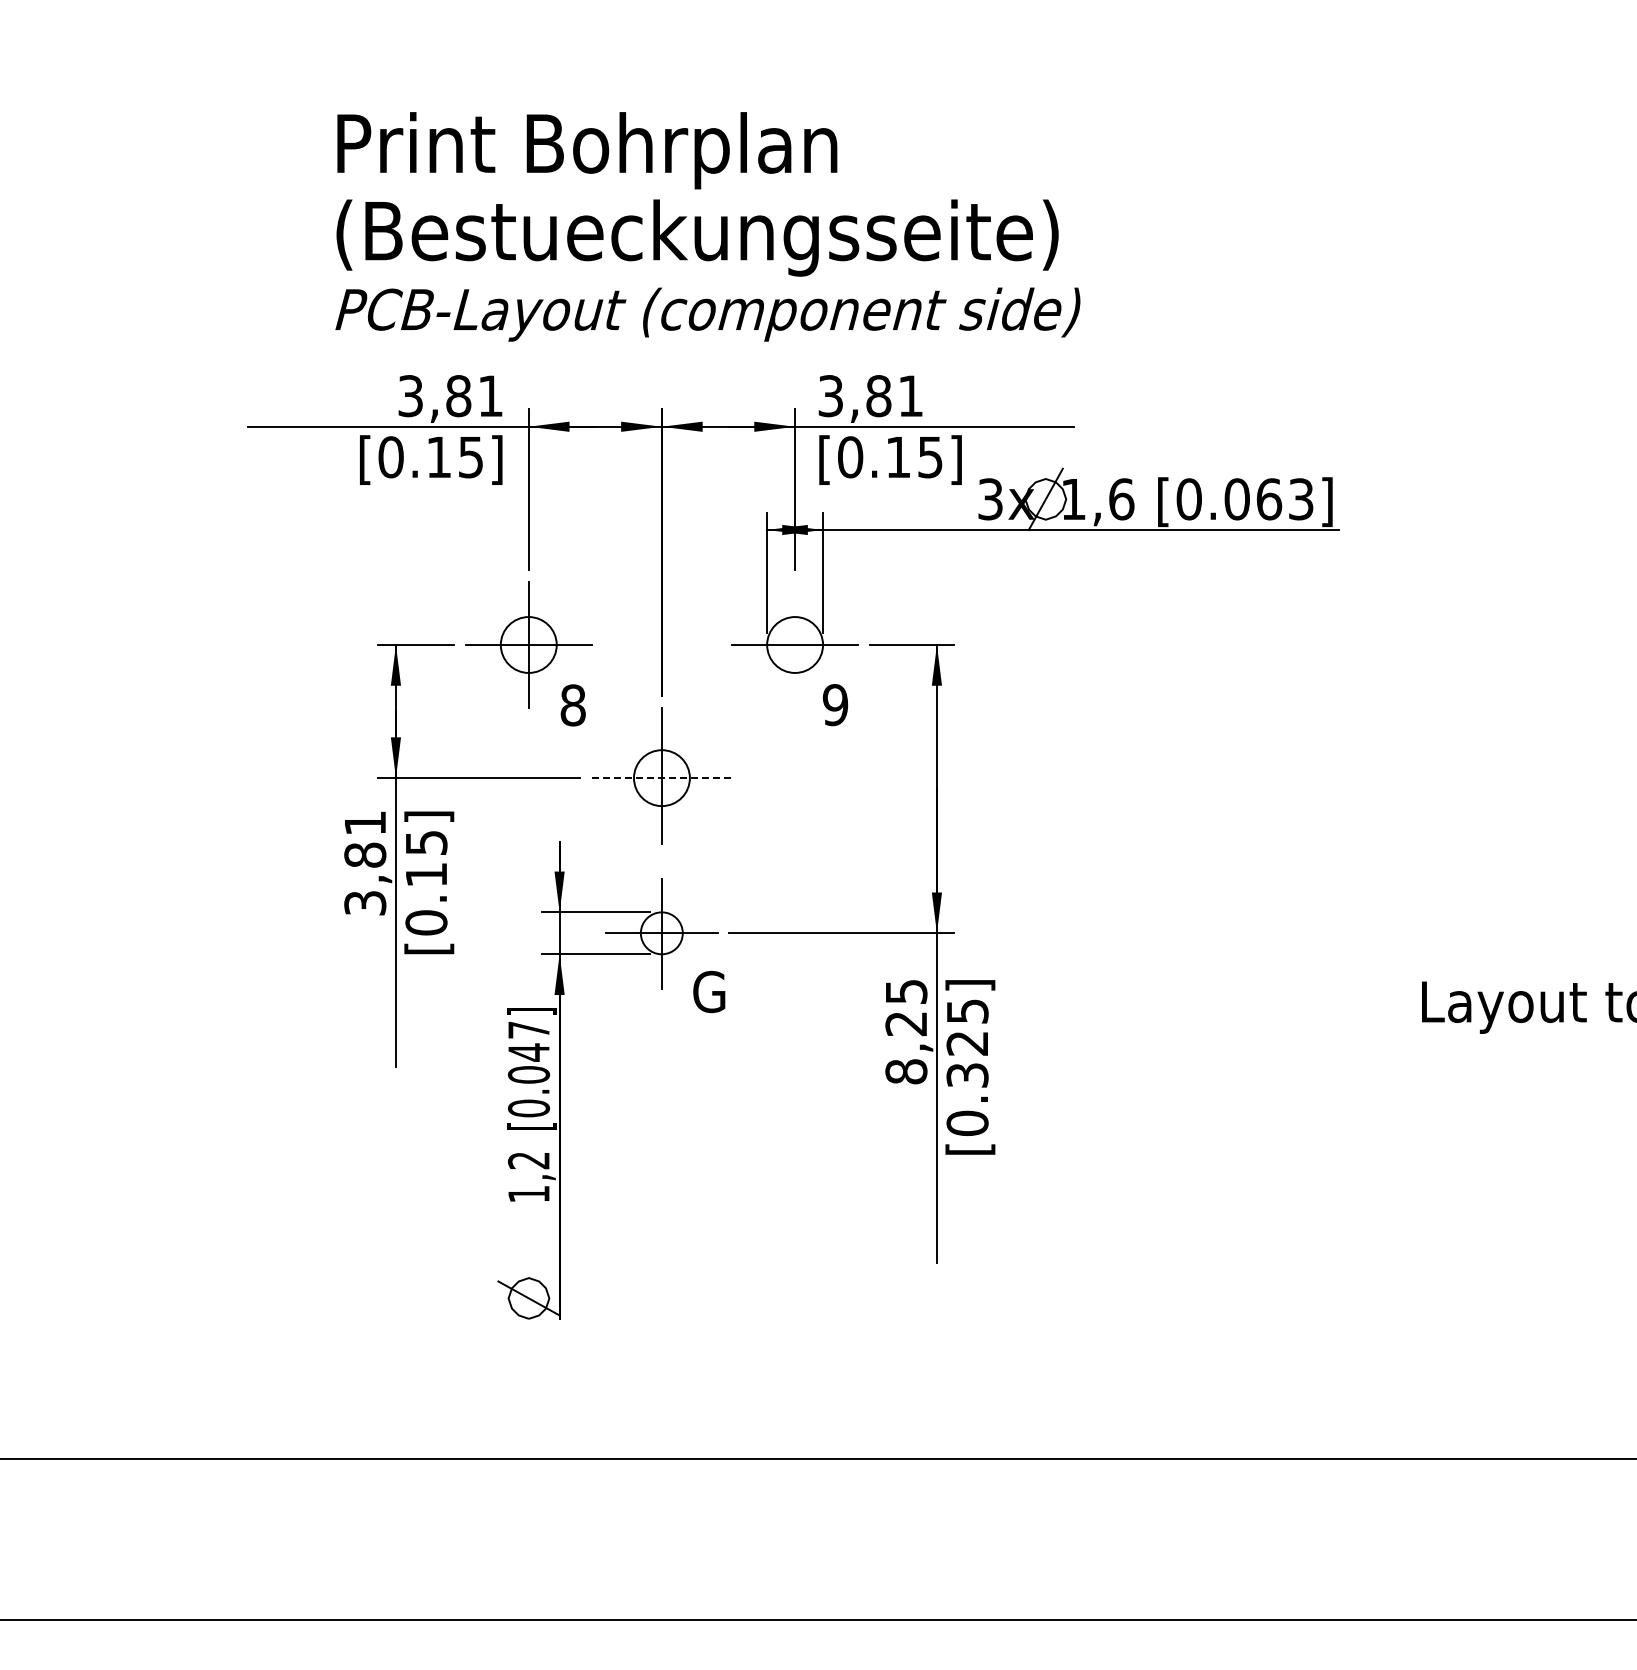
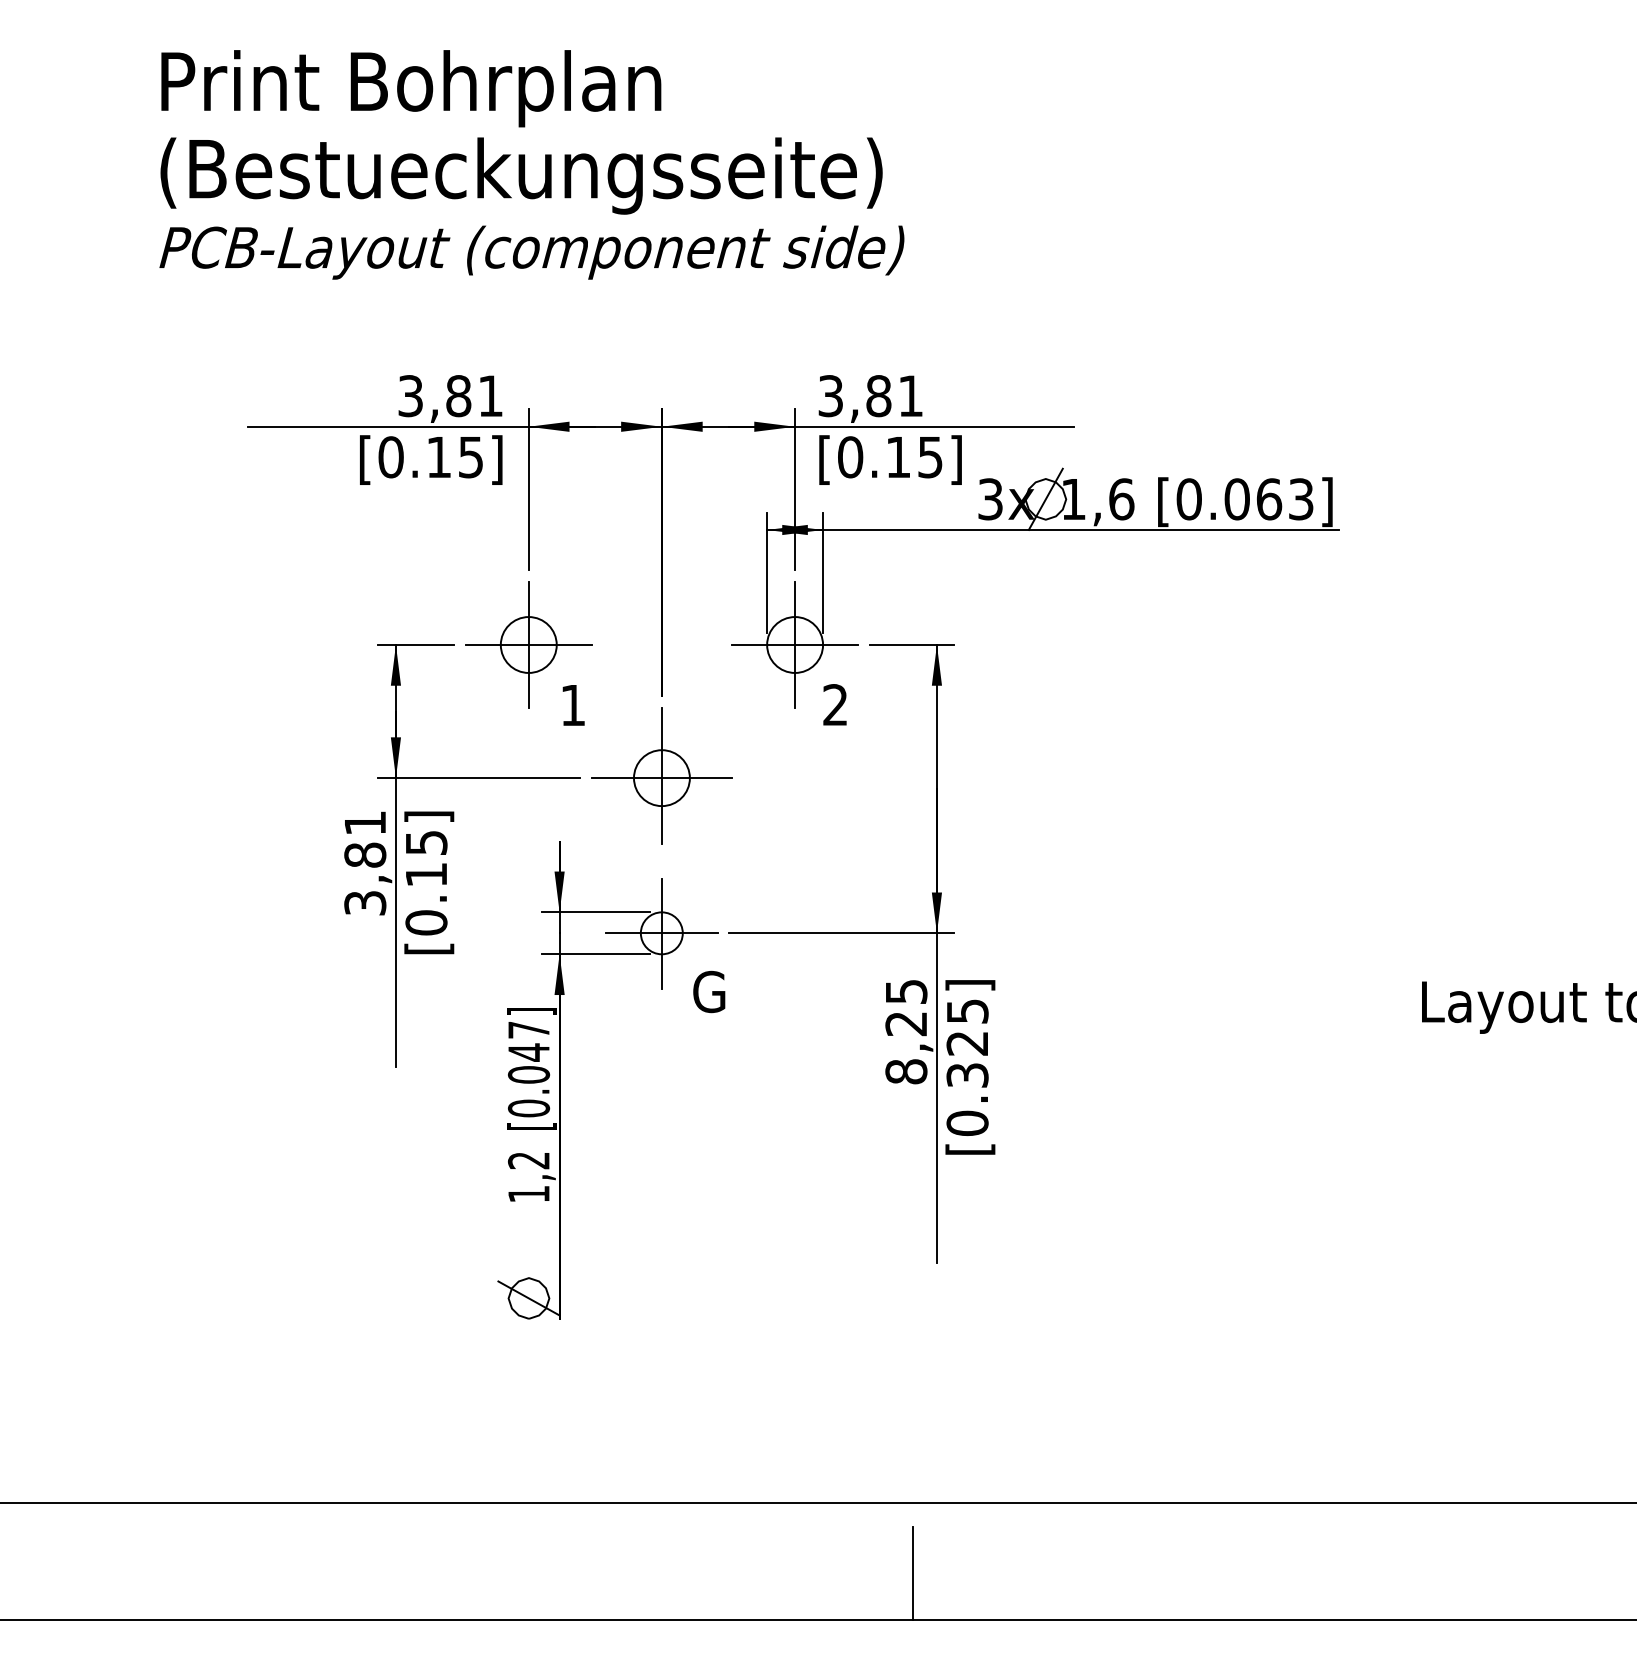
text position: (707, 226) -> (531, 164) (531, 164)
line: none -> present (795, 644)
text: 8 -> 1 (572, 705)
text: 9 -> 2 (835, 705)
line: dashed -> solid (662, 778)
line position: (817, 1459) -> (817, 1503) (817, 1503)
line: none -> present (912, 1572)
